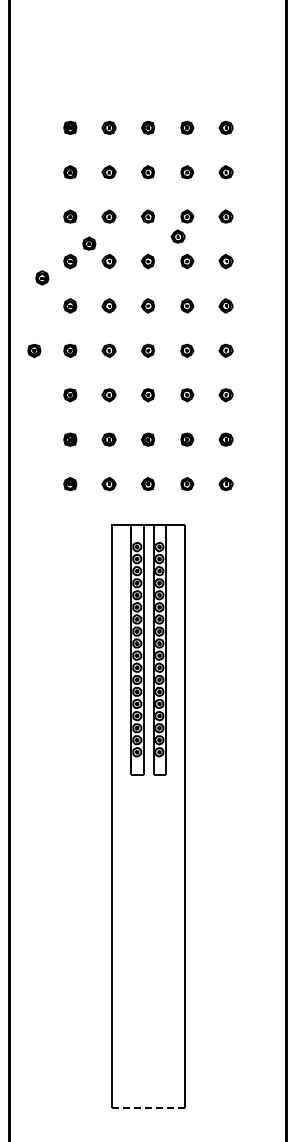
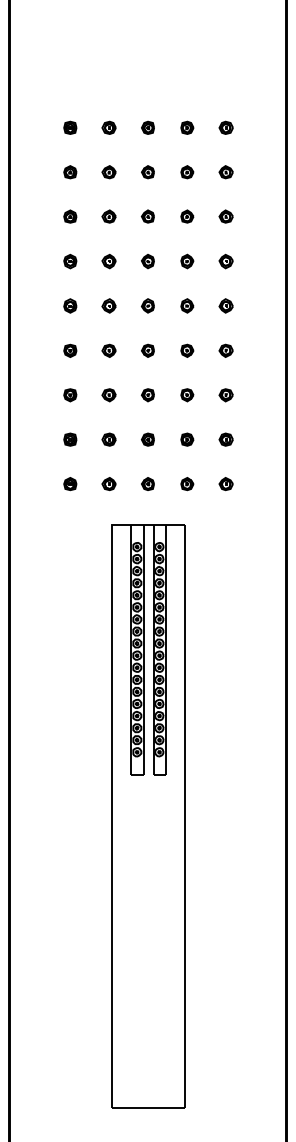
part: present -> none (177, 236)
part: present -> none (89, 243)
part: present -> none (42, 277)
part: present -> none (34, 350)
line: dashed -> solid (148, 1107)
